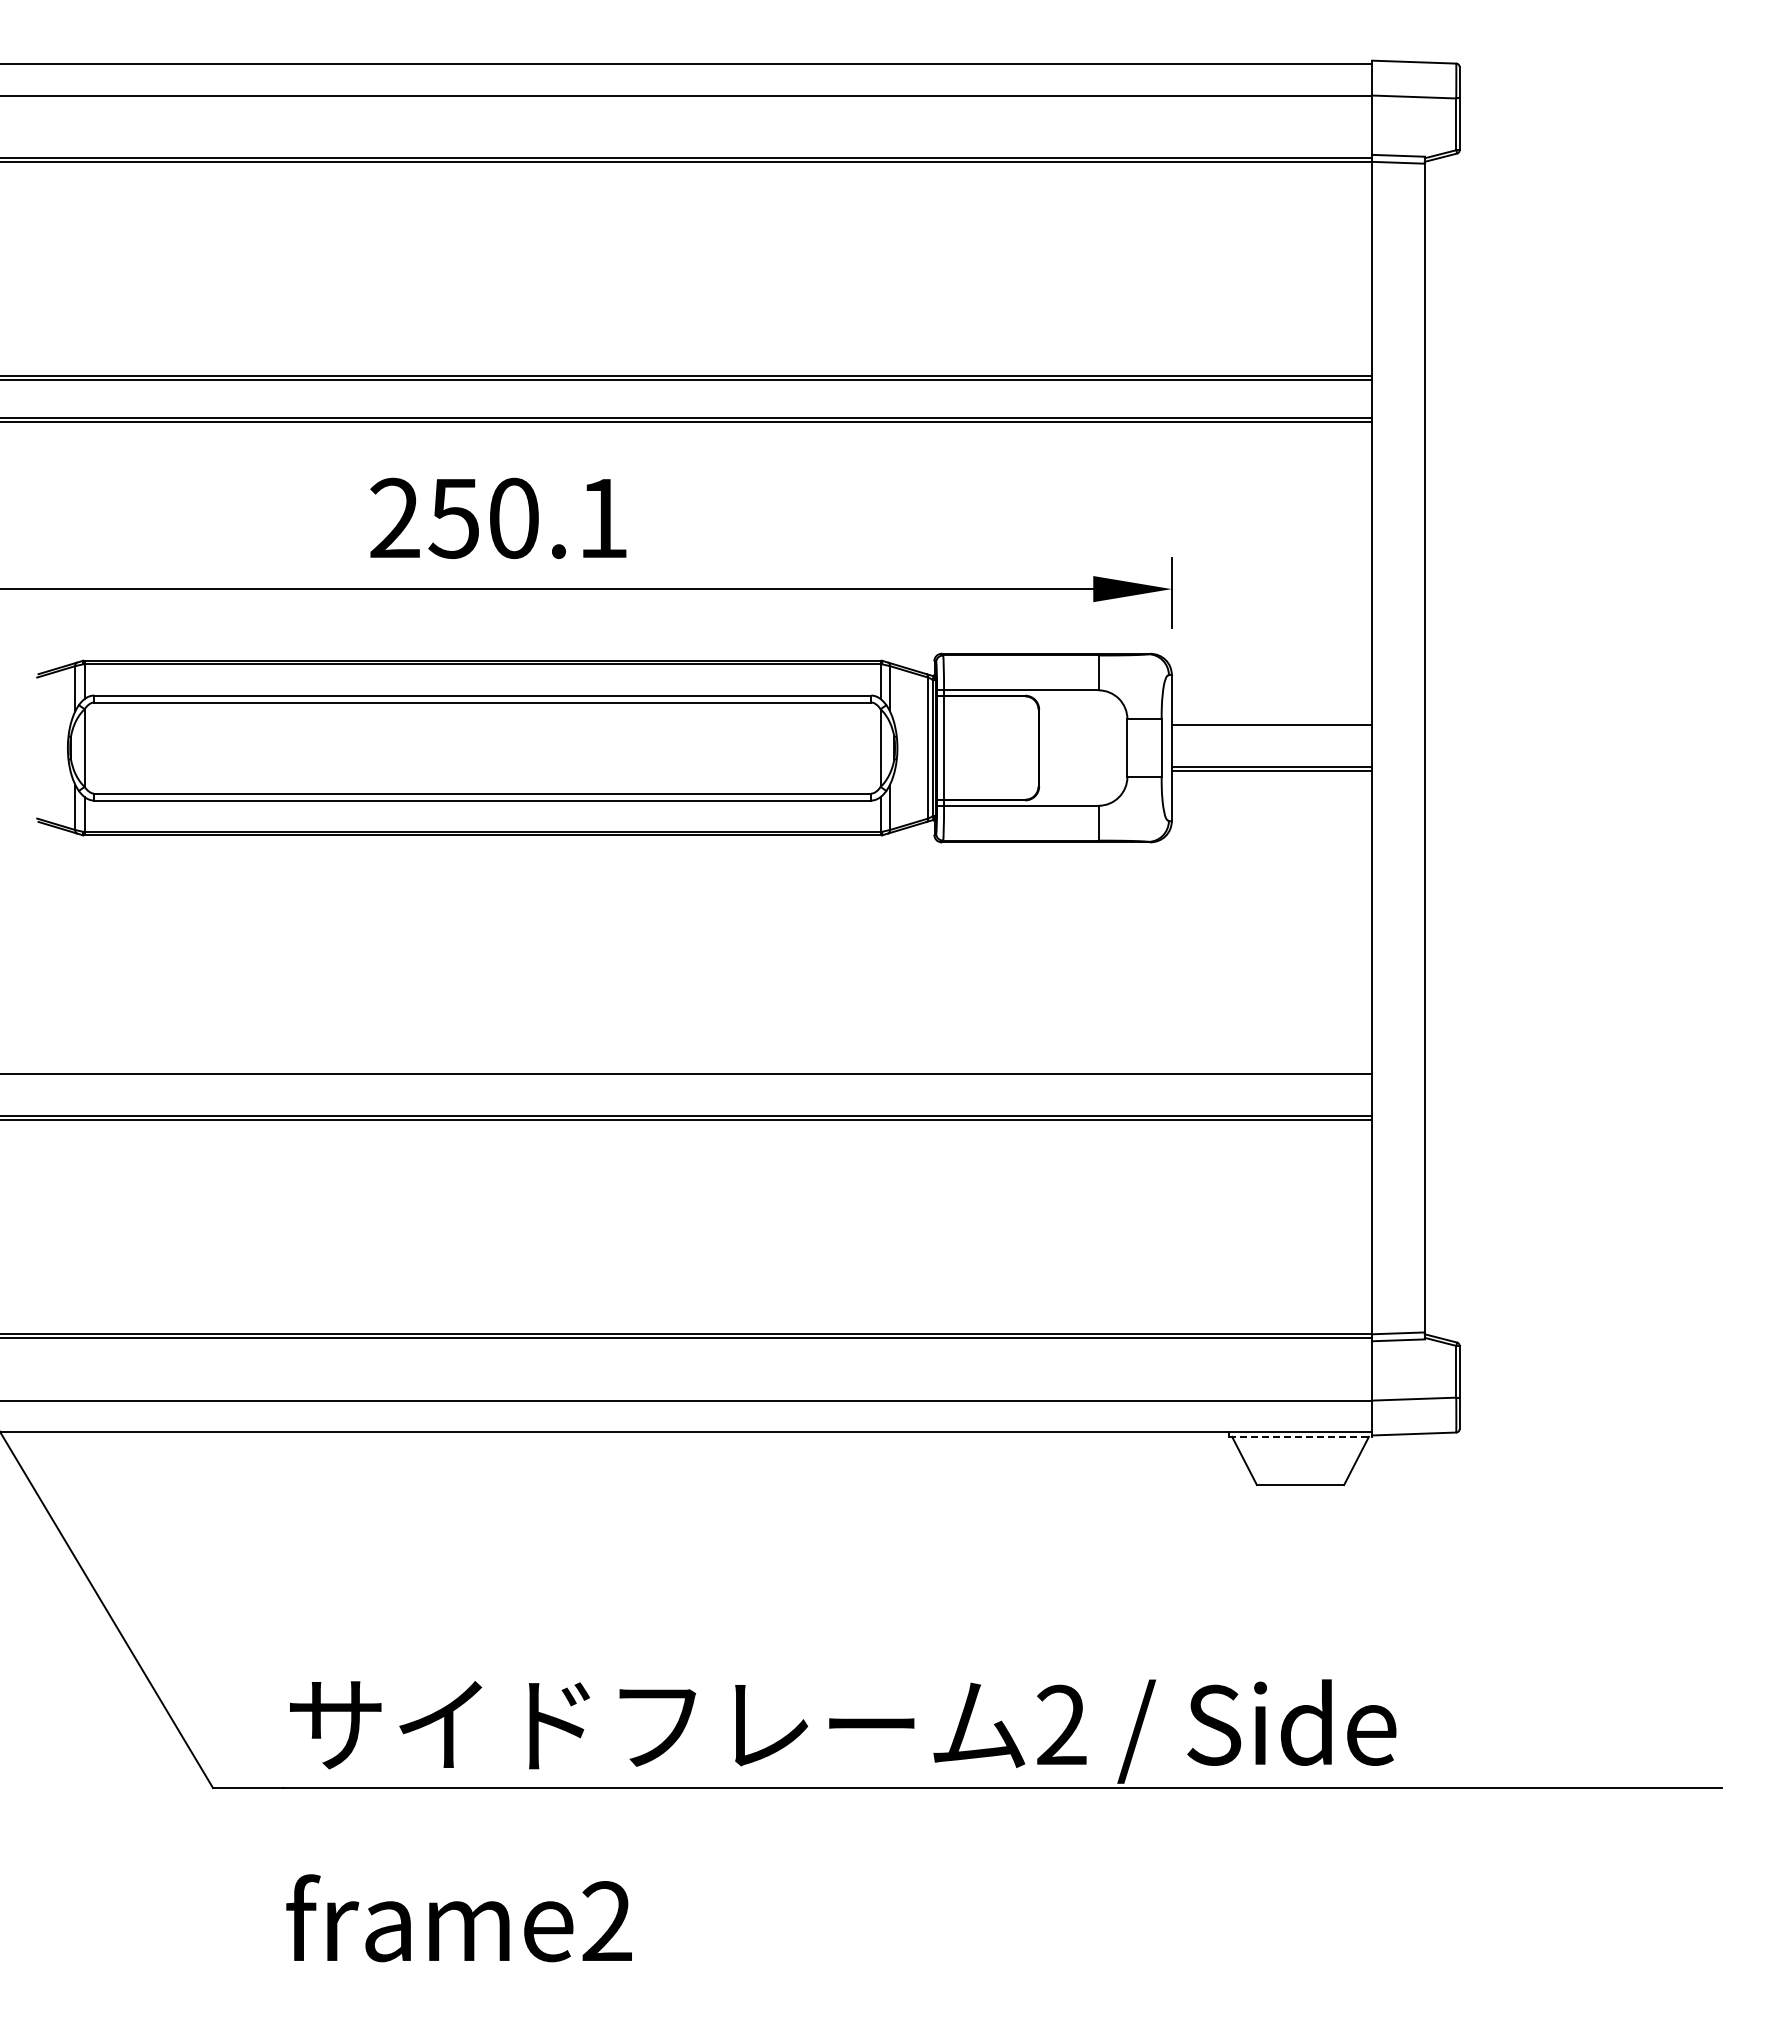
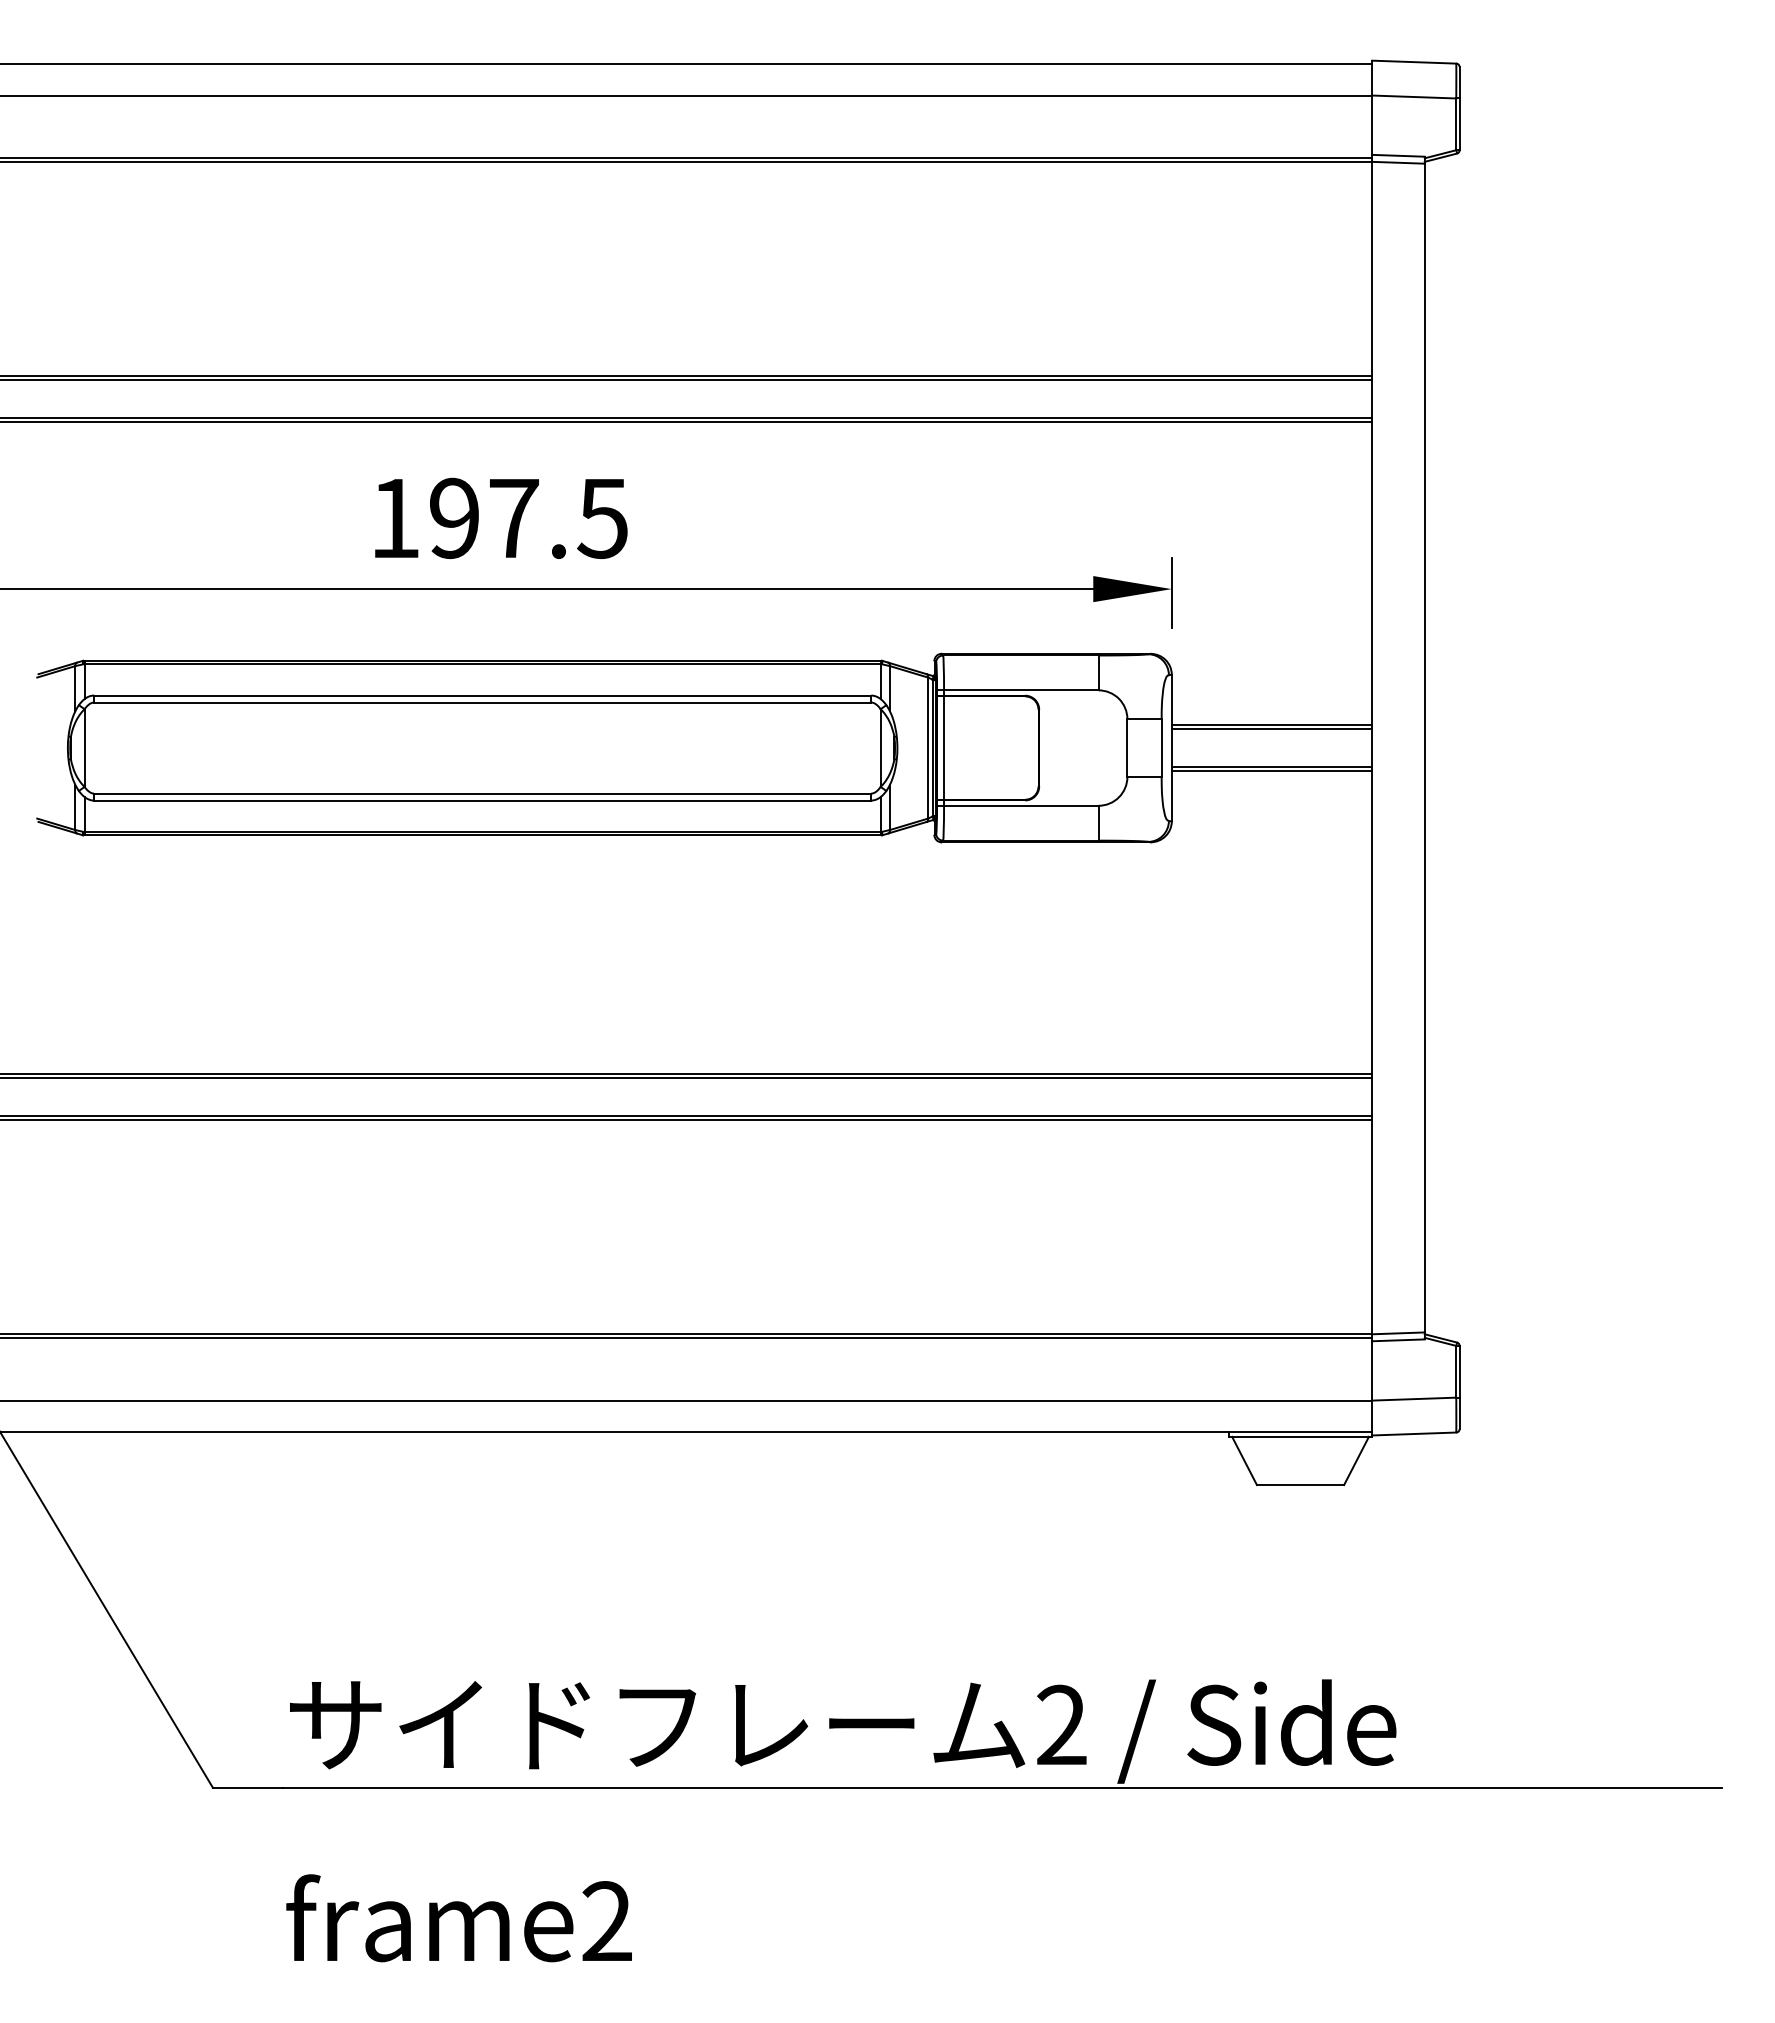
text: 250.1 -> 197.5 (498, 517)
line: none -> present (1271, 728)
line: none -> present (687, 1077)
line: dashed -> solid (1300, 1436)
